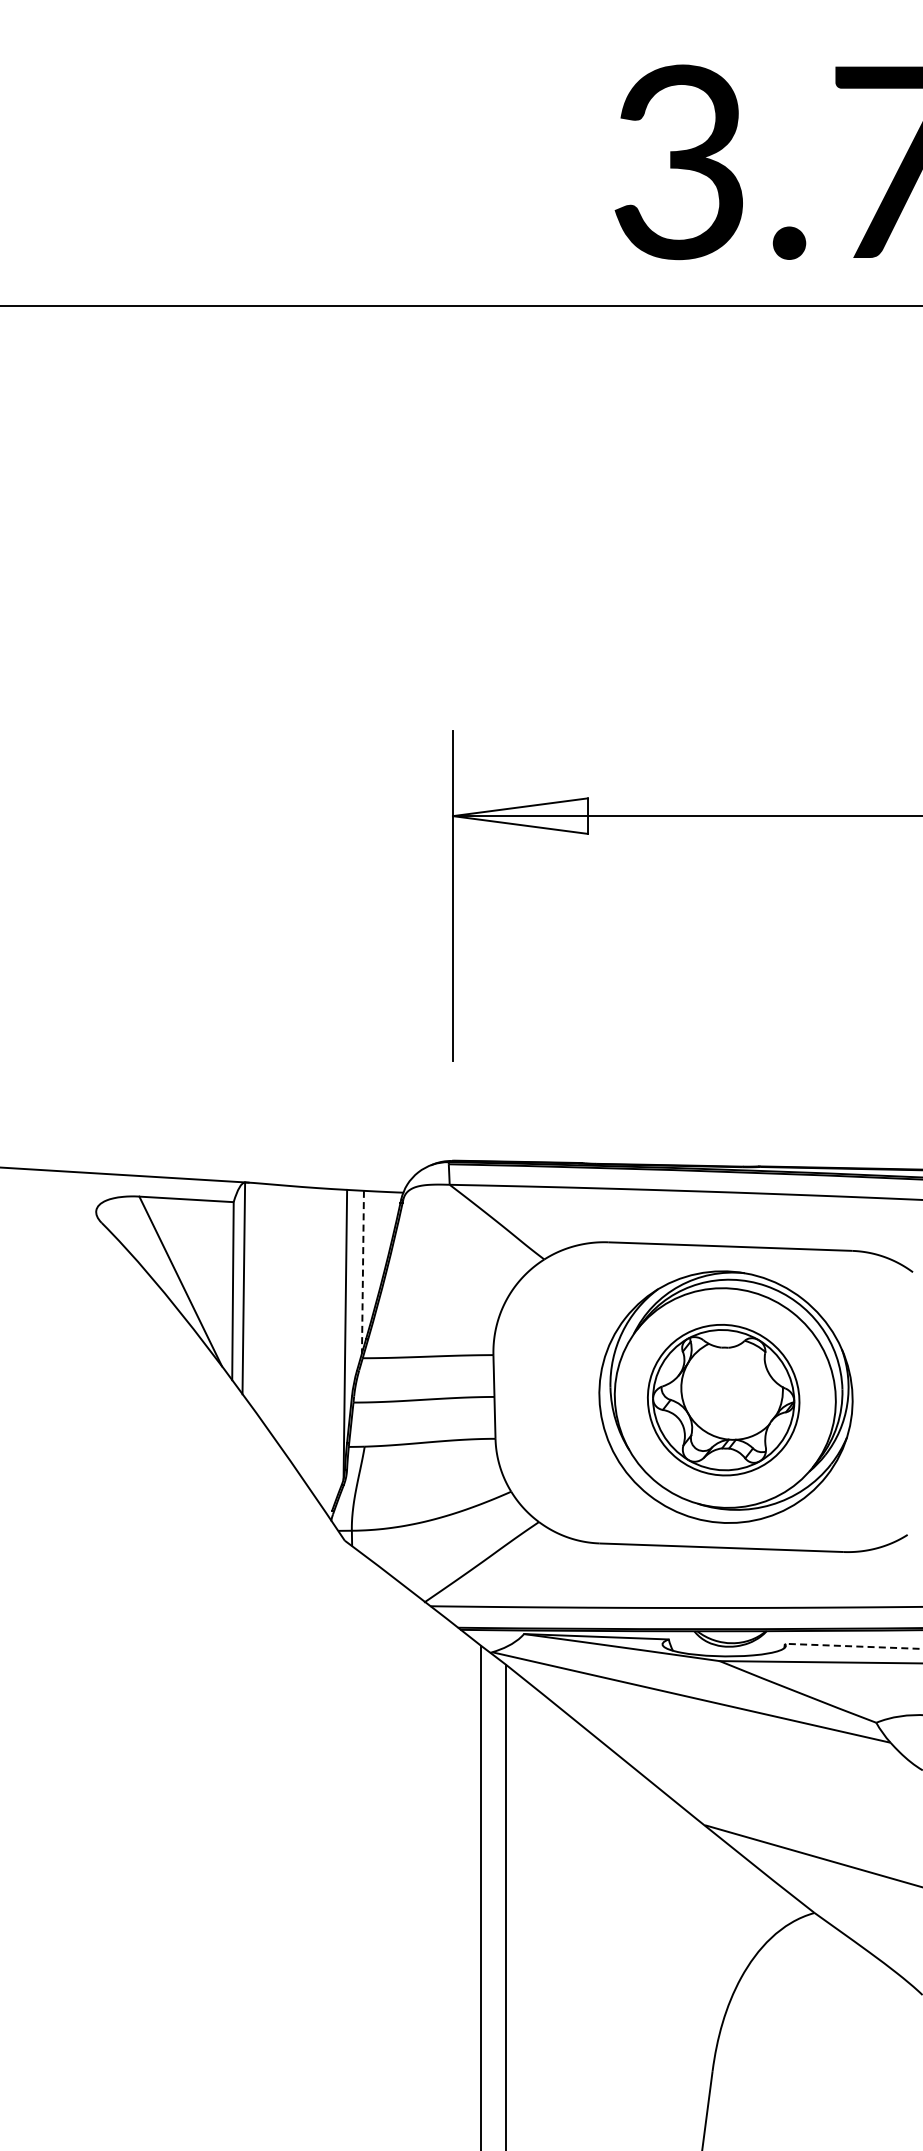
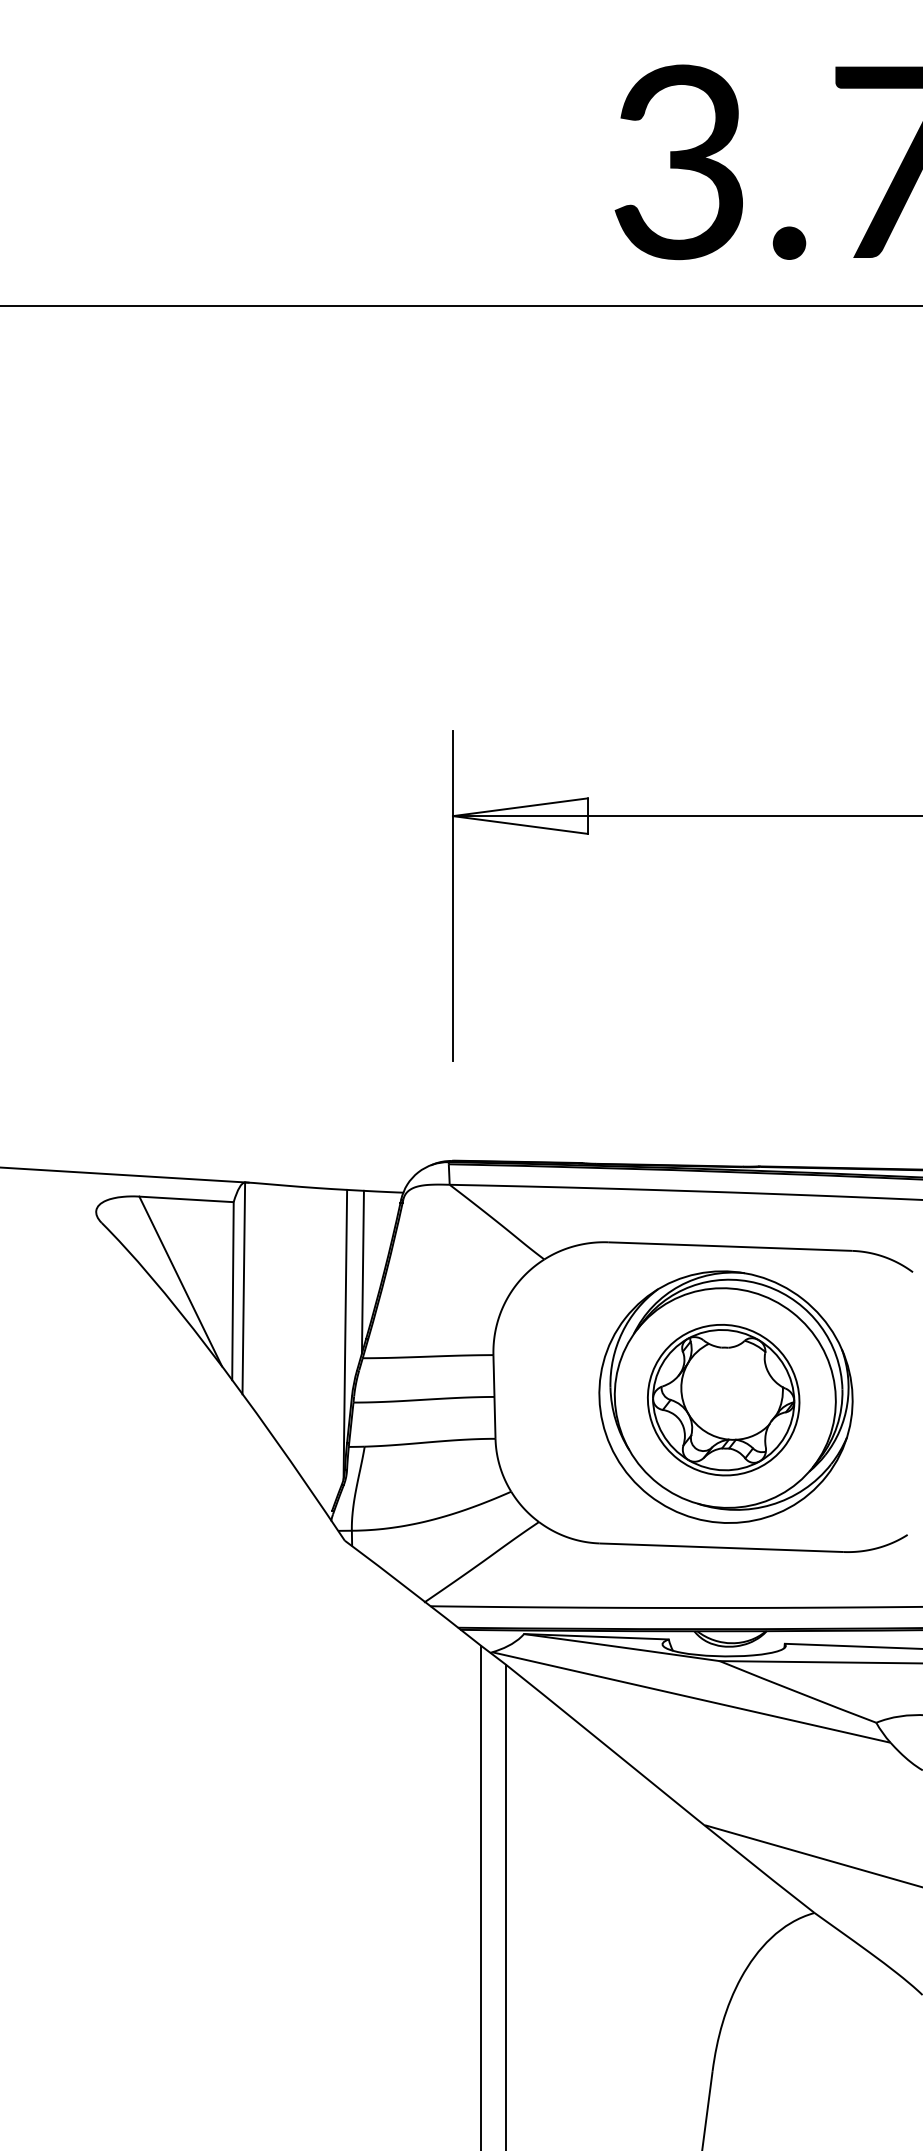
line: dashed -> solid (362, 1272)
line: dashed -> solid (853, 1646)
